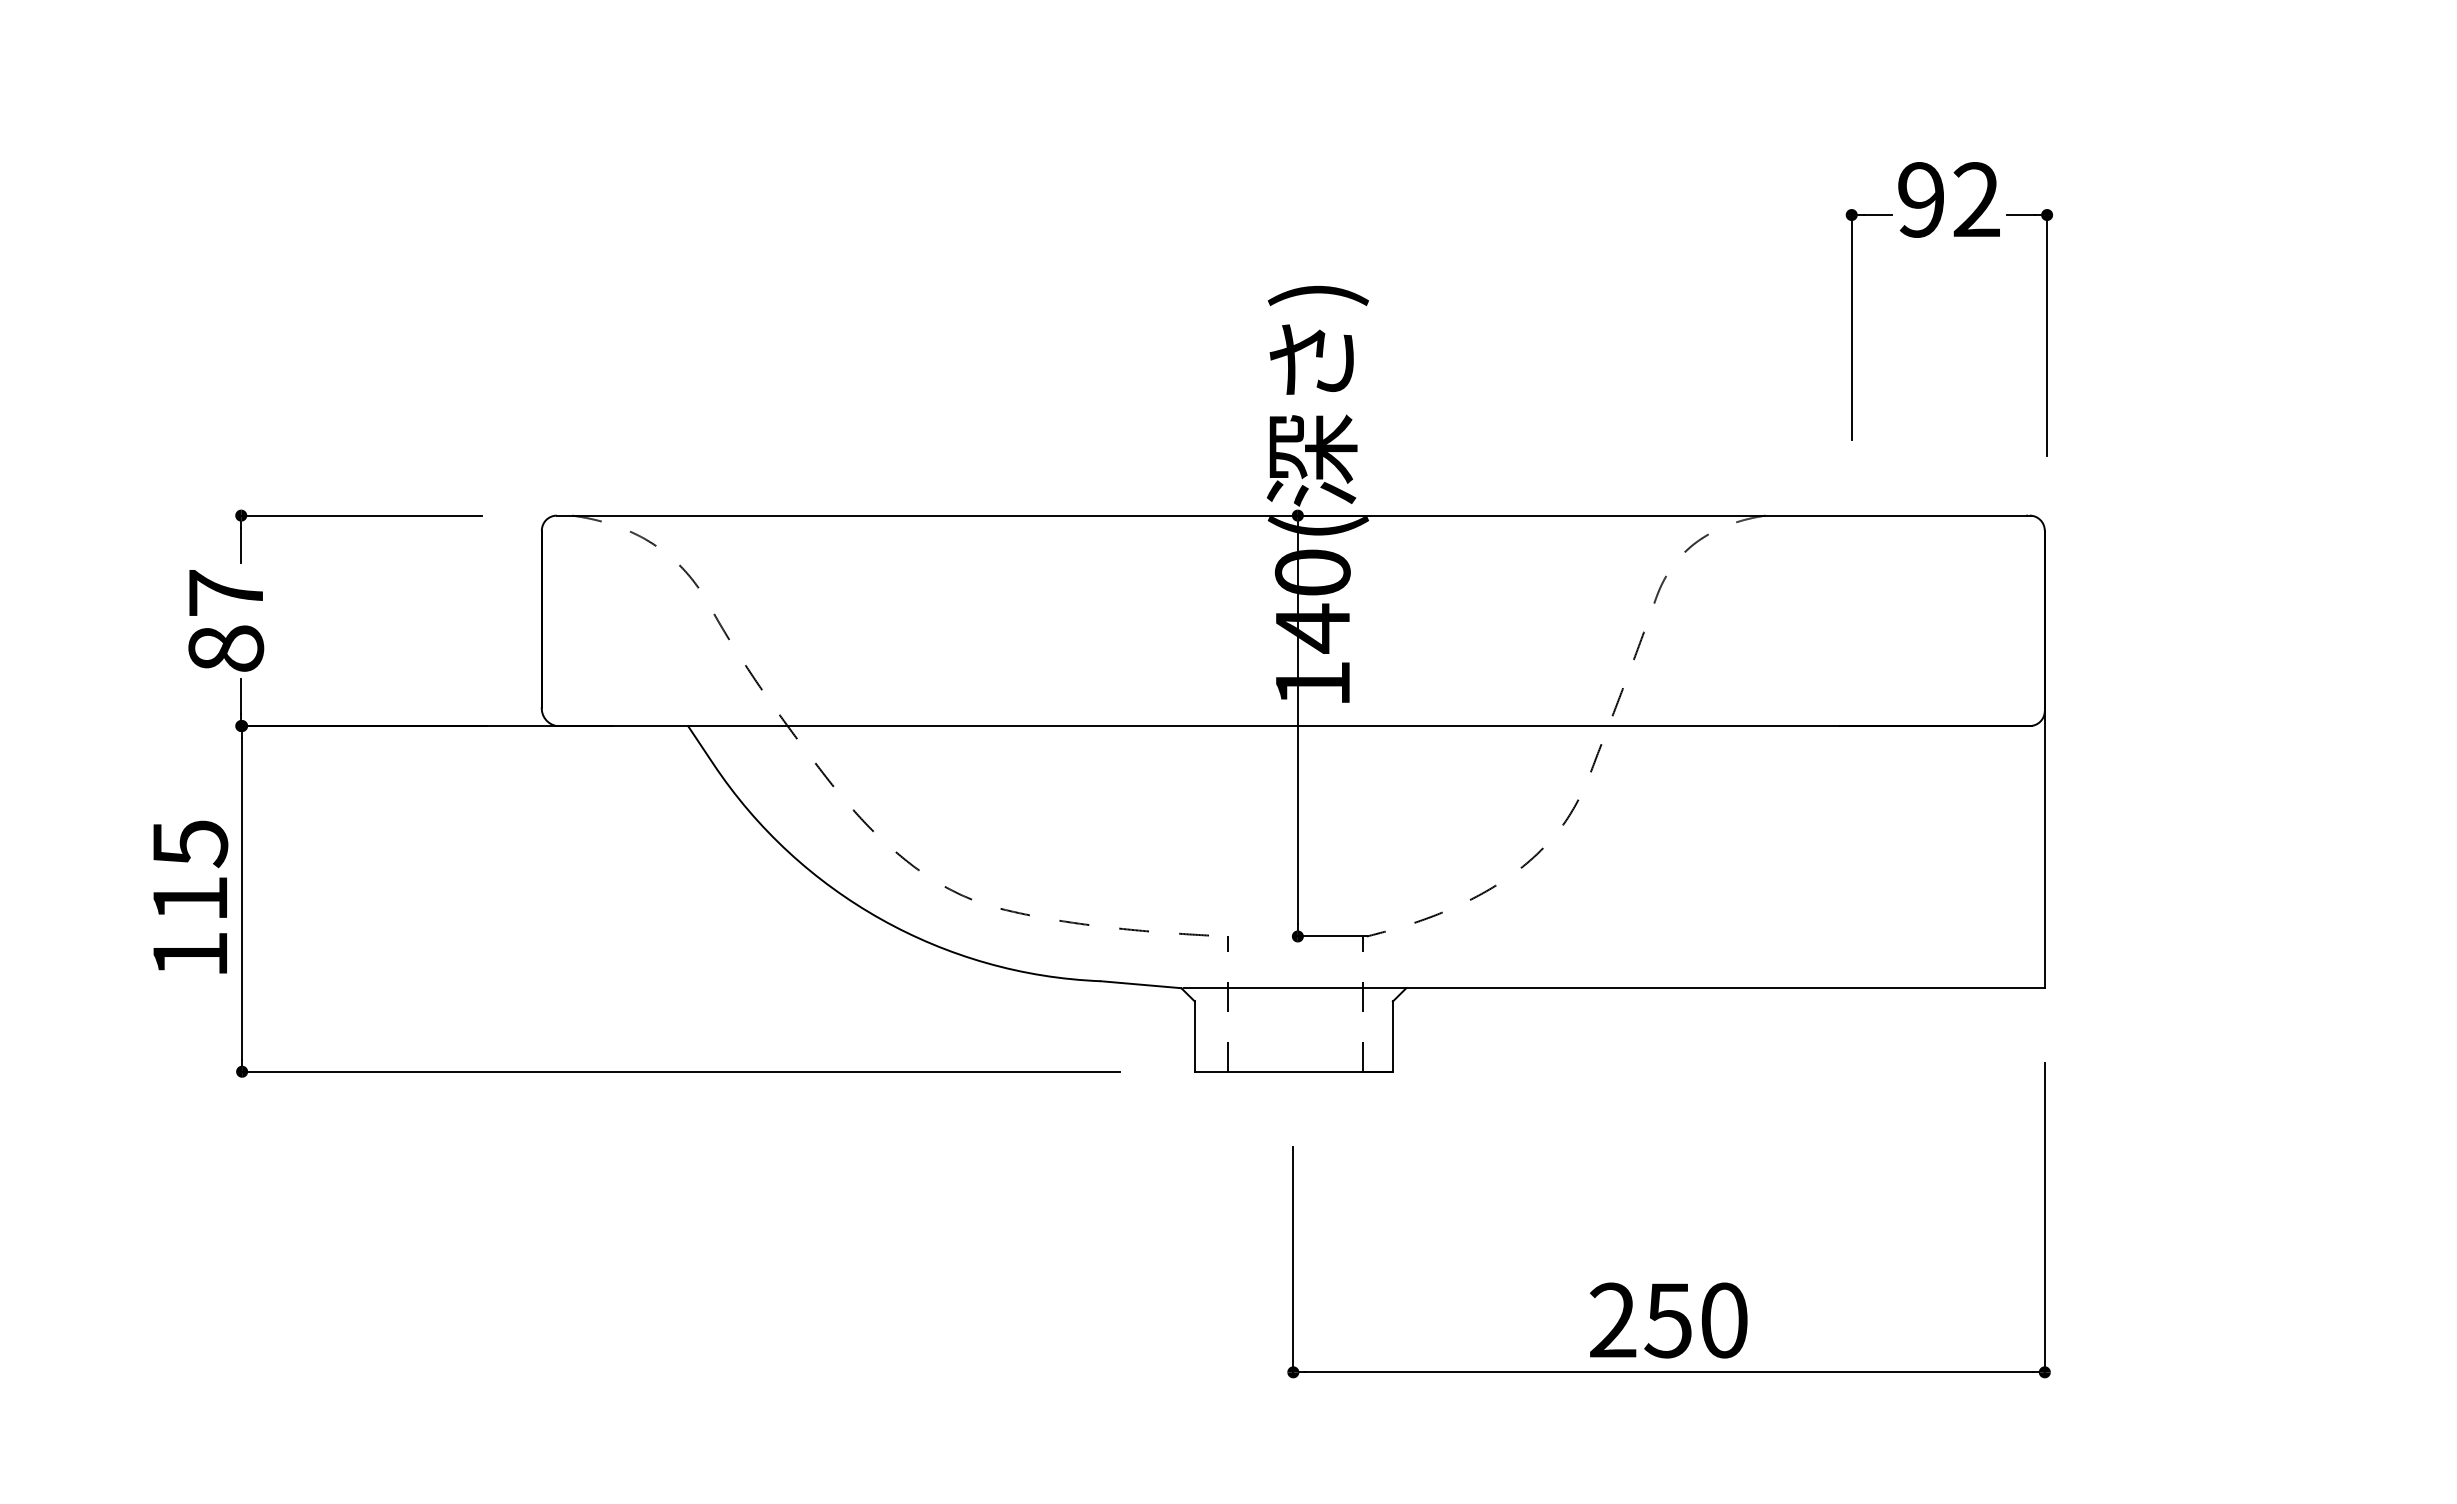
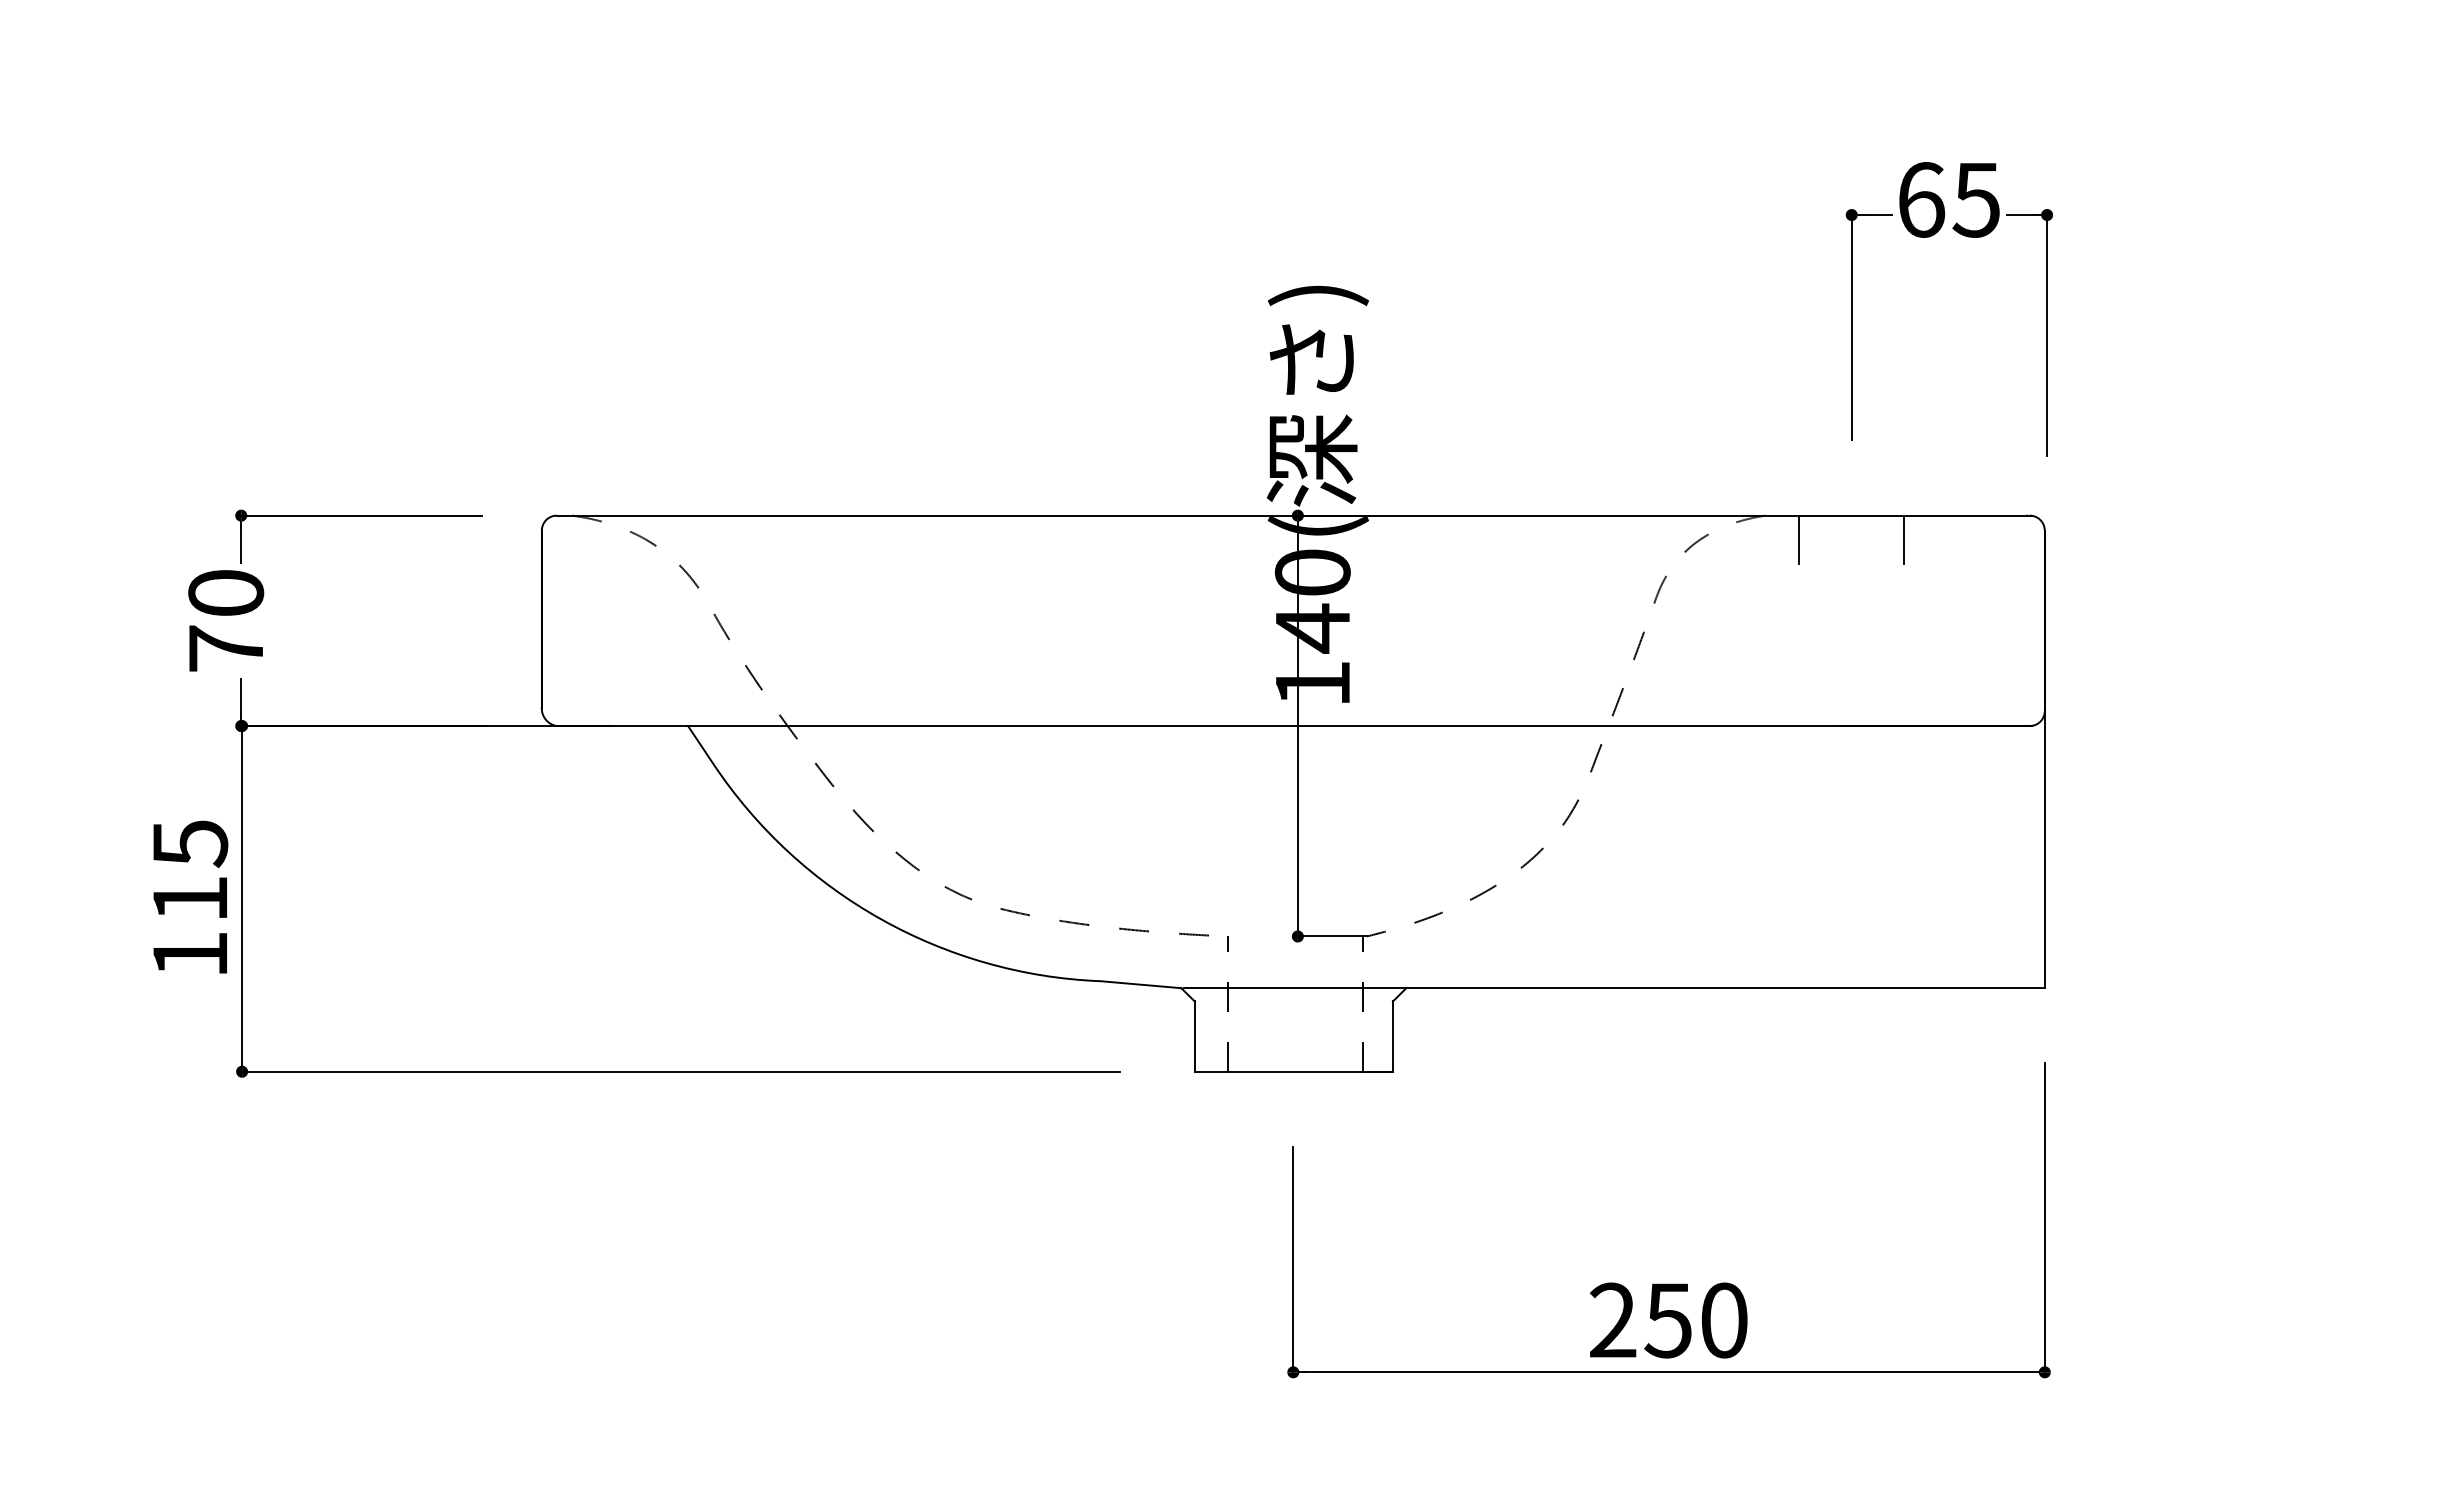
text: 92 -> 65 (1948, 199)
line: none -> present (1799, 539)
line: none -> present (1904, 539)
text: 87 -> 70 (226, 620)
